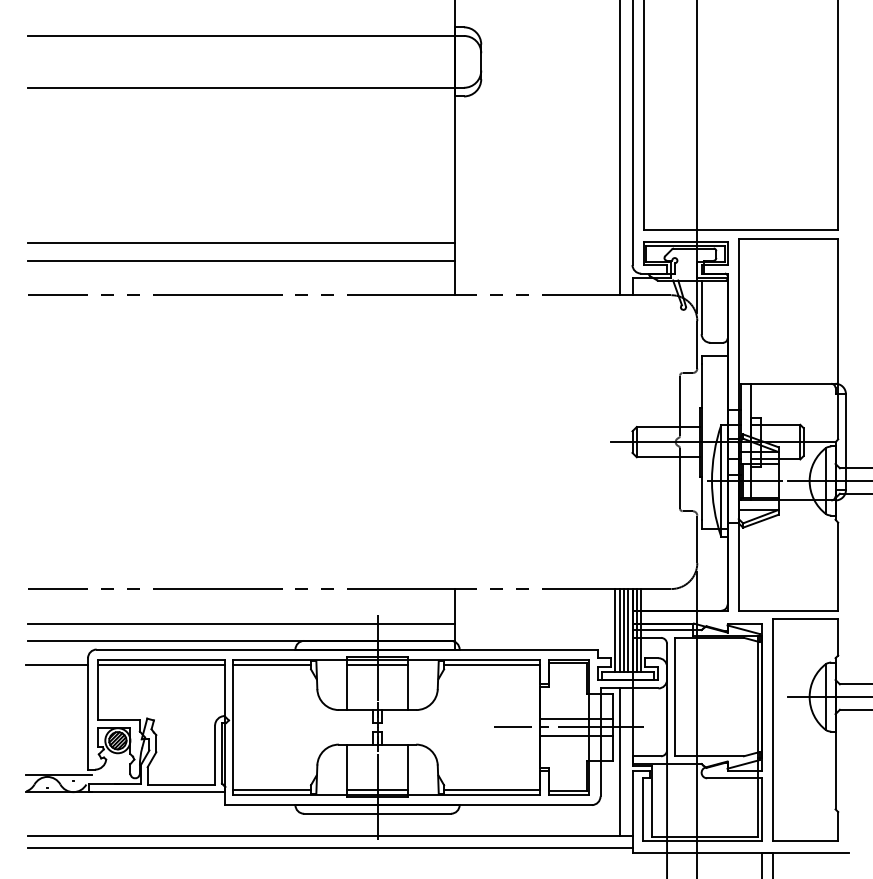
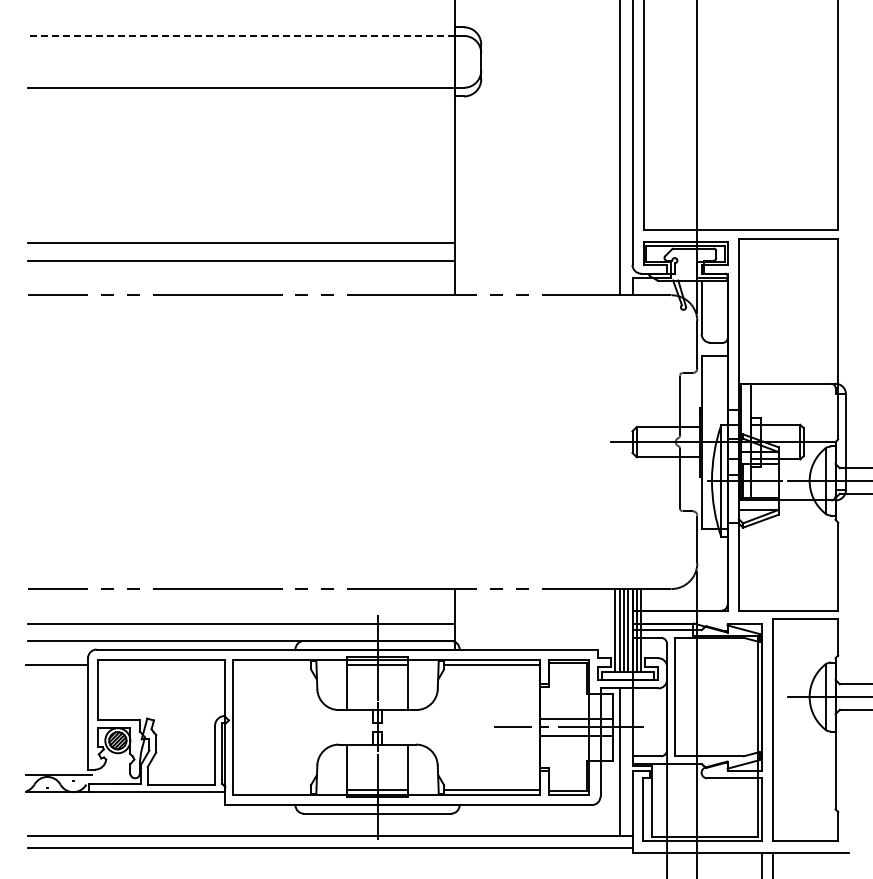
line: solid -> dashed (241, 35)
line: present -> none (162, 664)
line: present -> none (272, 664)
line: present -> none (272, 790)
